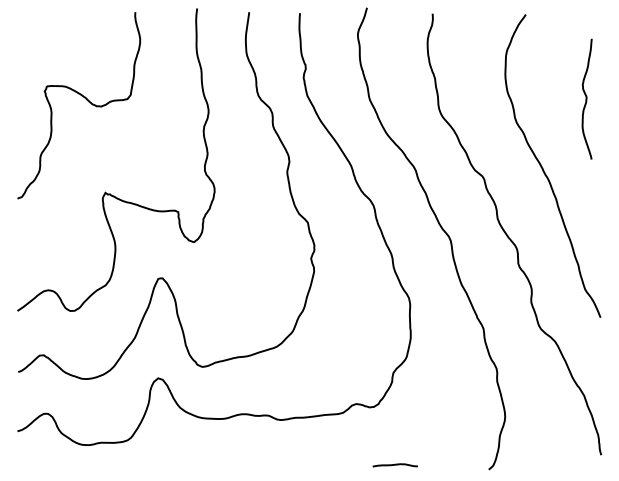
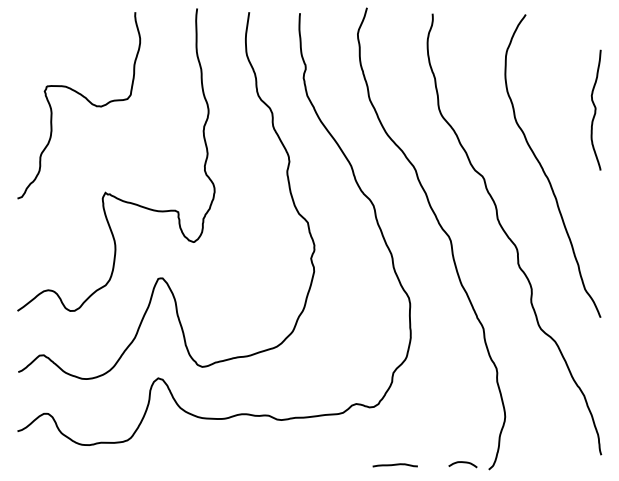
curve position: (586, 98) -> (595, 109) (595, 109)
curve: none -> present (463, 463)
